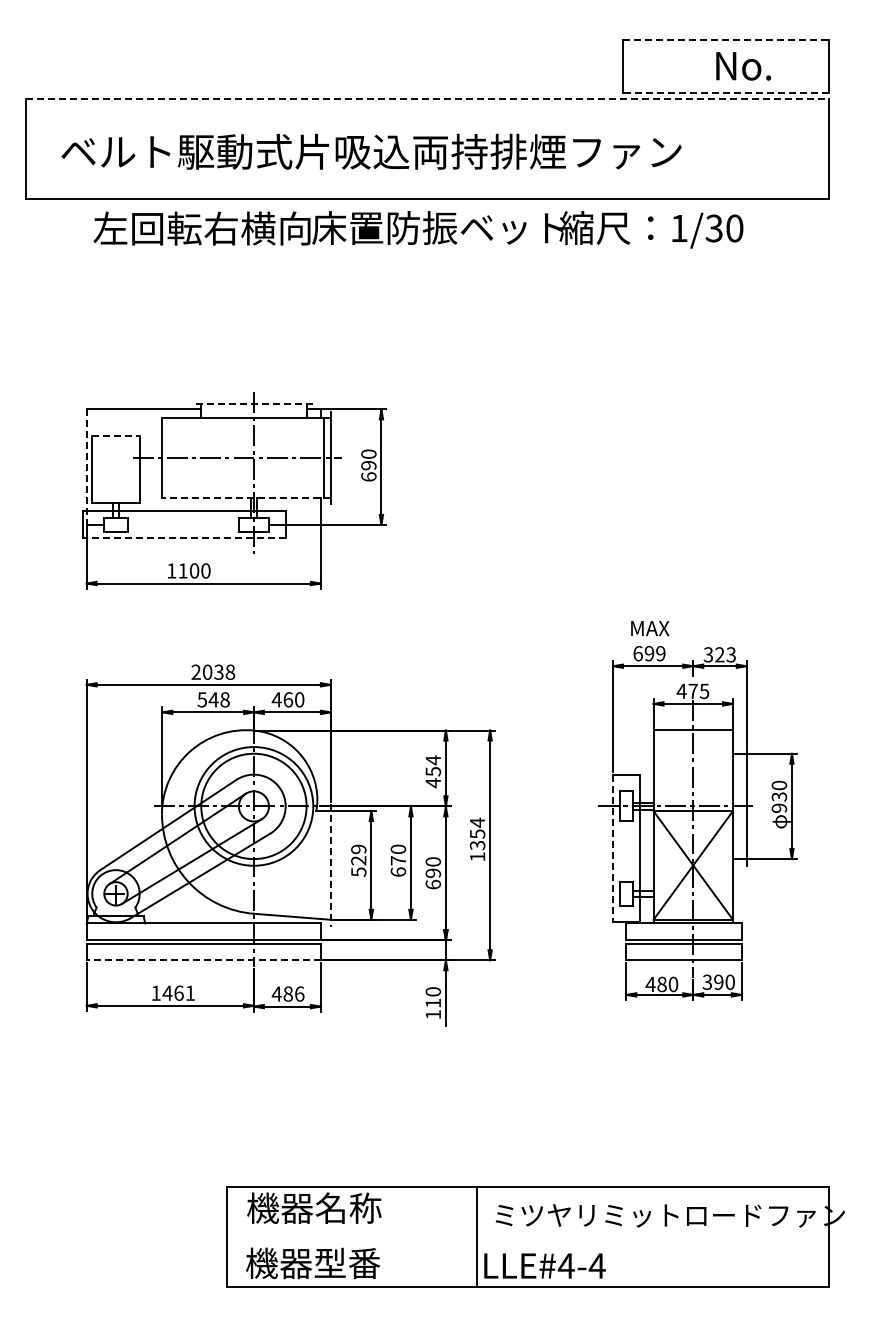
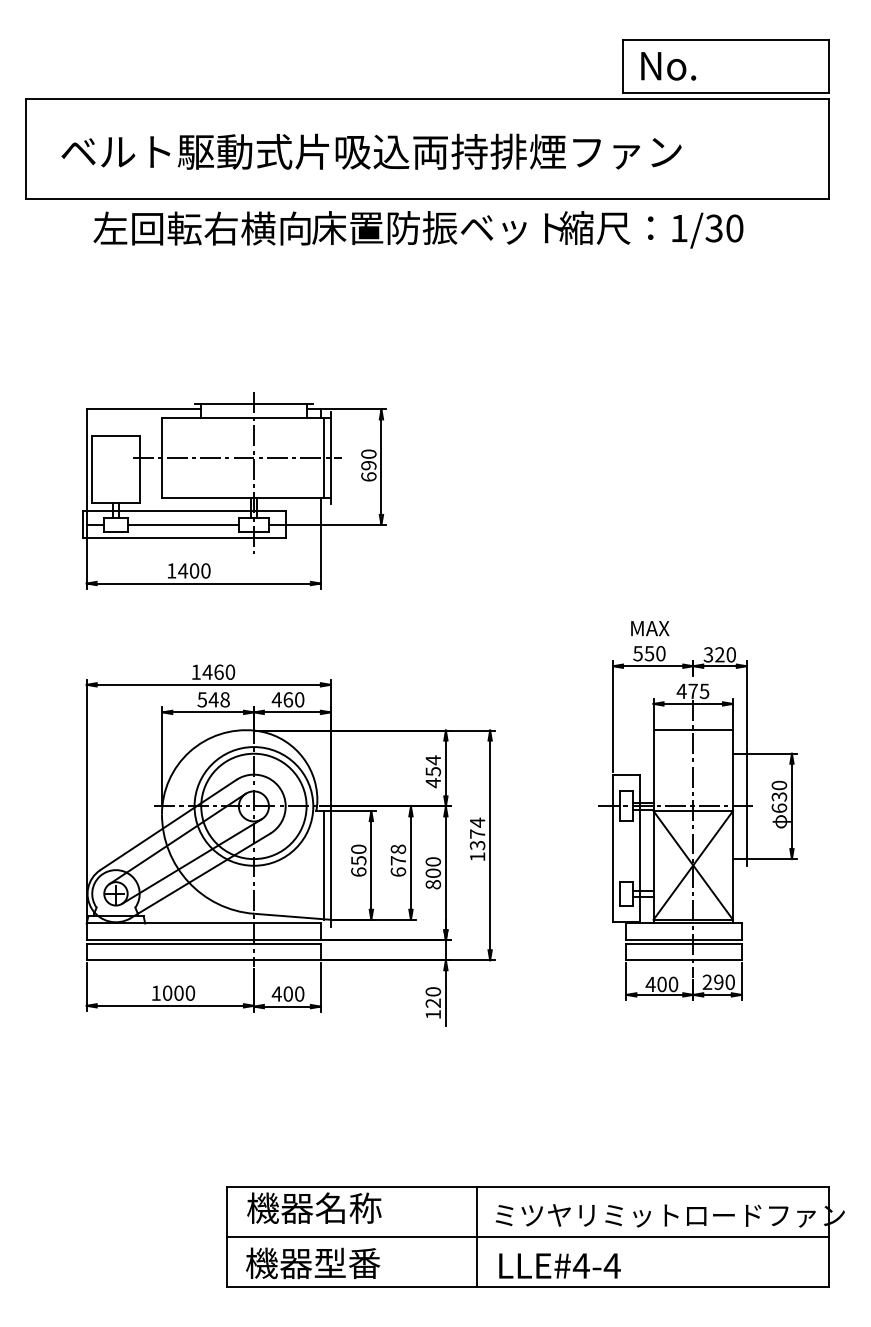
line: dashed -> solid (725, 39)
text position: (743, 66) -> (668, 66) (668, 66)
line: dashed -> solid (725, 92)
line: dashed -> solid (427, 98)
line: dashed -> solid (253, 404)
line: dashed -> solid (115, 435)
line: dashed -> solid (86, 467)
line: dashed -> solid (245, 497)
line: none -> present (182, 524)
line: dashed -> solid (184, 538)
text: 1100 -> 1400 (183, 570)
text: 699 -> 550 (649, 653)
text: 323 -> 320 (730, 654)
text: 2038 -> 1460 (213, 671)
text: 930 -> 630 (779, 807)
text: 1354 -> 1374 (477, 833)
text: 670 -> 678 (398, 848)
line: dashed -> solid (613, 848)
text: 529 -> 650 (358, 860)
line: none -> present (324, 865)
line: dashed -> solid (330, 865)
text: 690 -> 800 (432, 878)
line: dashed -> solid (203, 960)
text: 390 -> 290 (707, 982)
text: 480 -> 400 (661, 984)
text: 1461 -> 1000 (178, 992)
text: 486 -> 400 (293, 993)
text: 110 -> 120 (432, 1002)
line: none -> present (527, 1237)
text position: (544, 1265) -> (559, 1265) (559, 1265)
